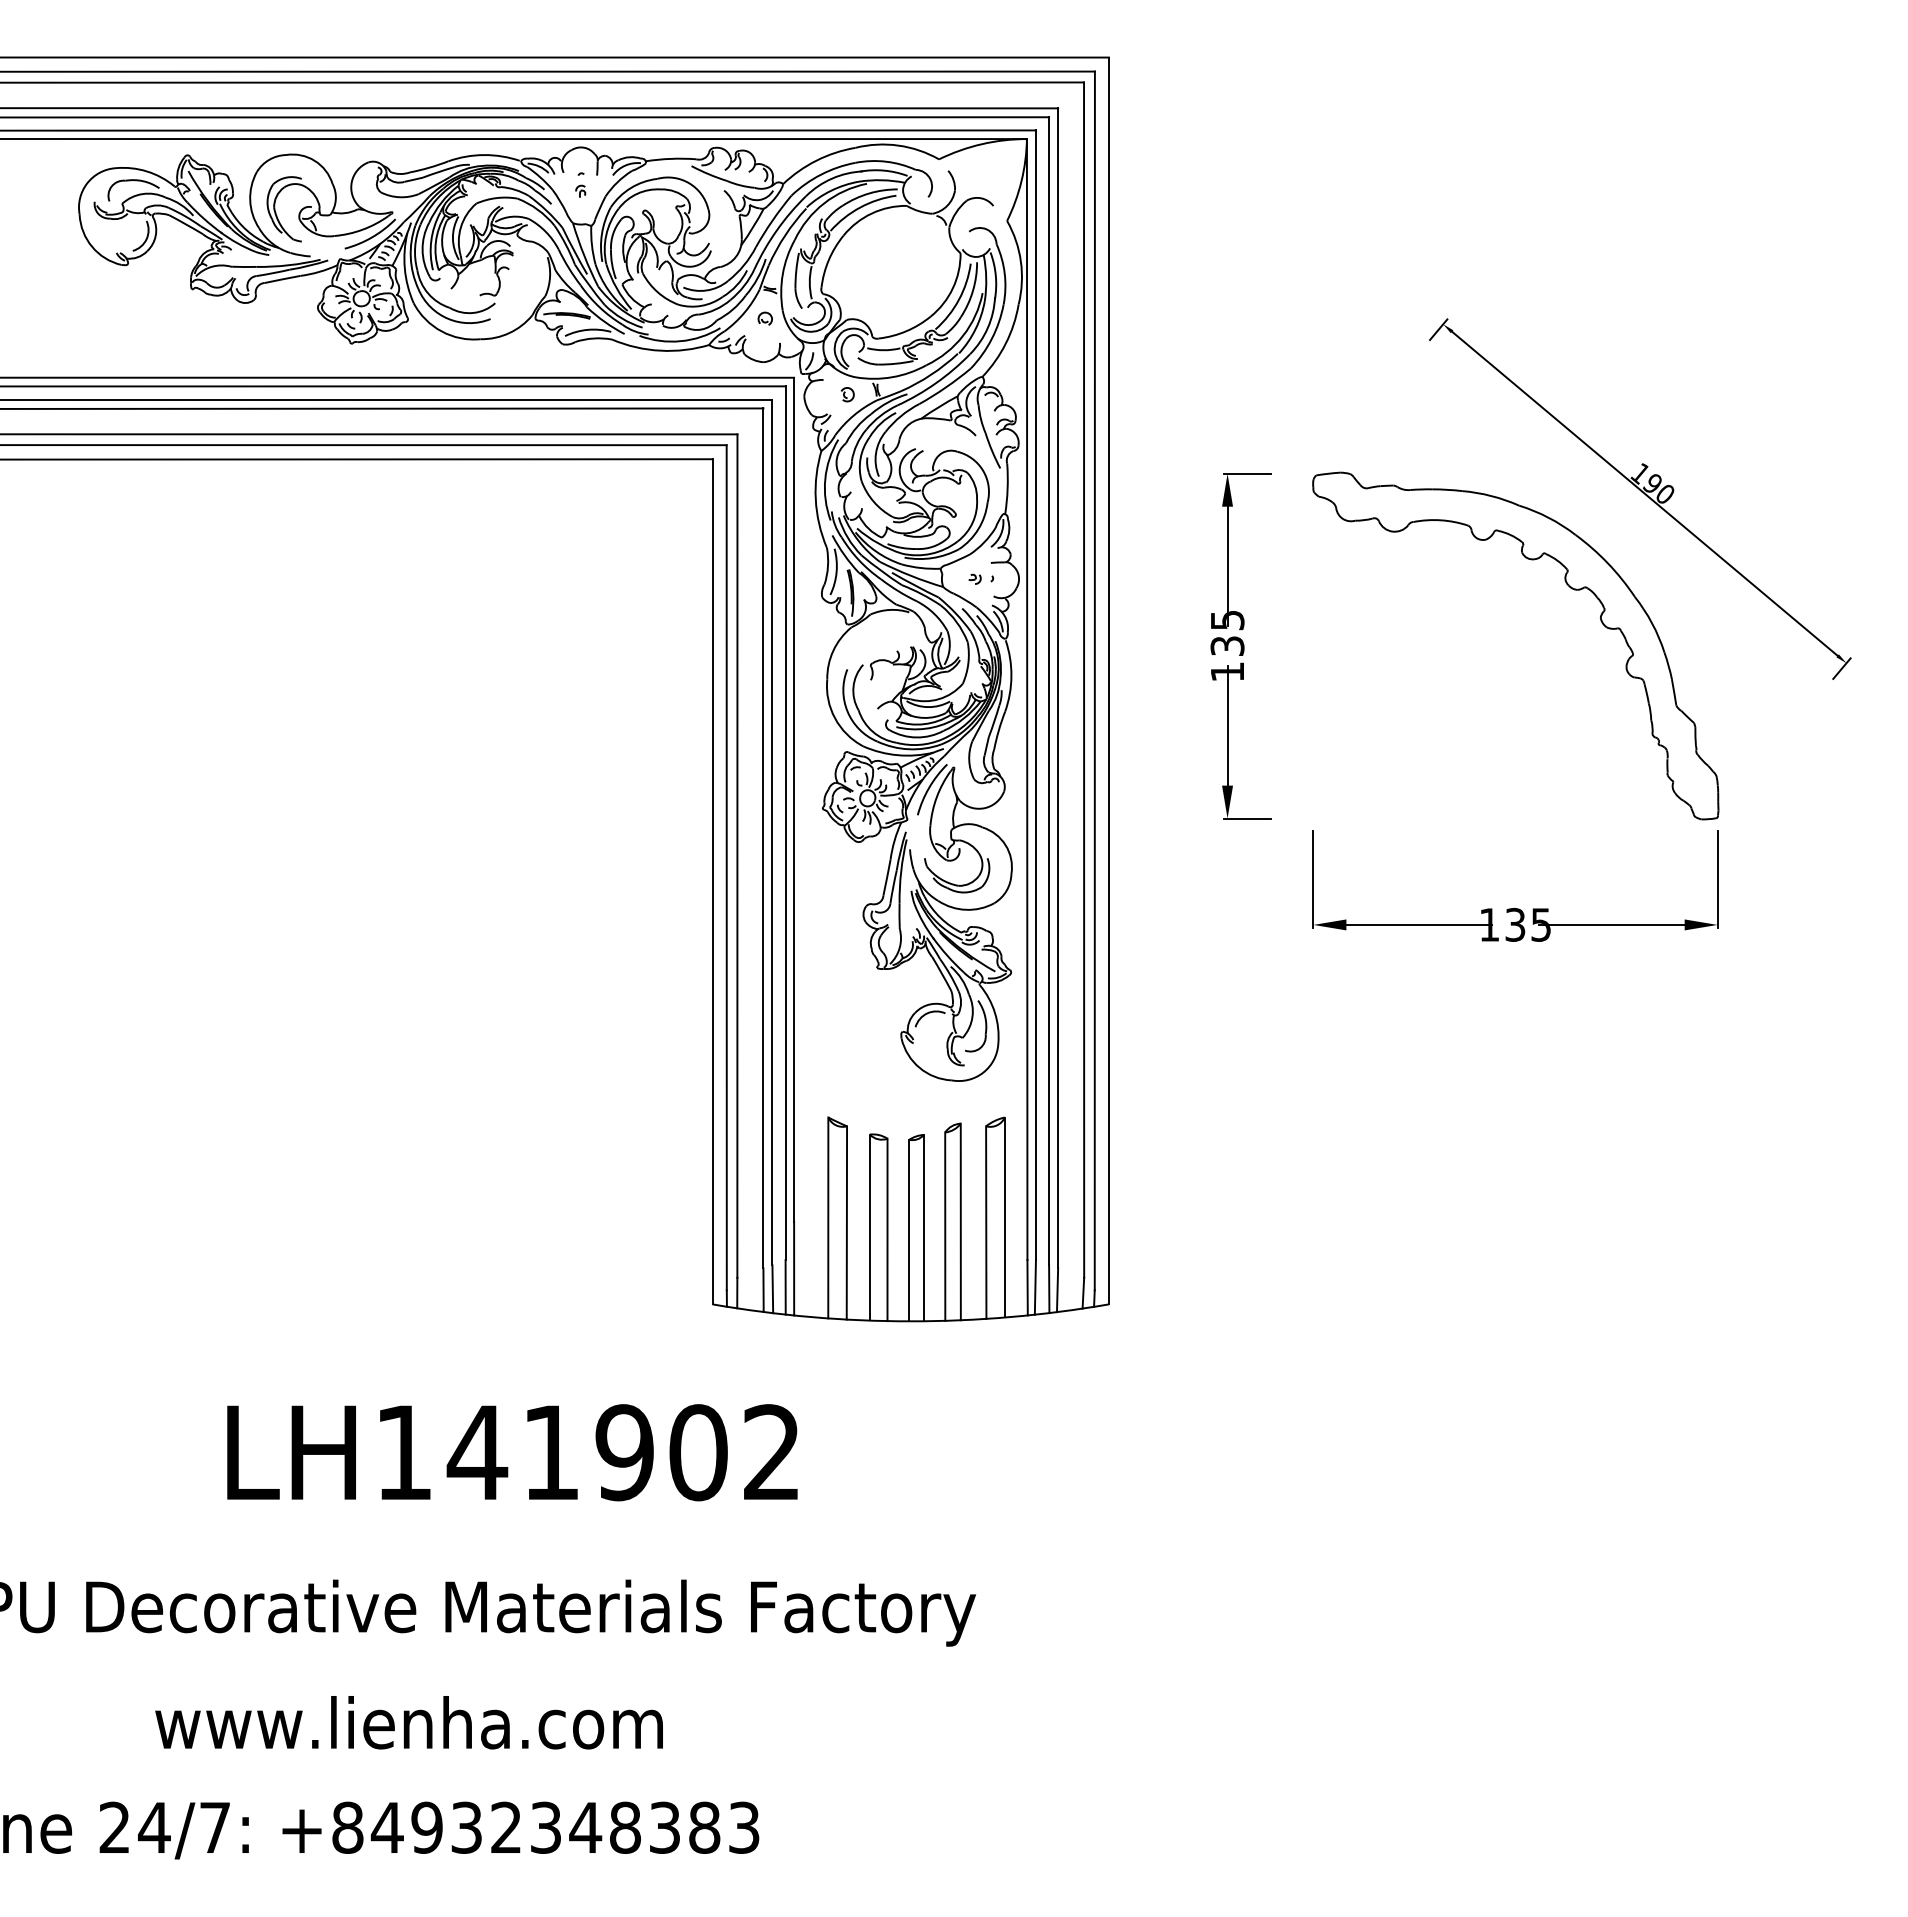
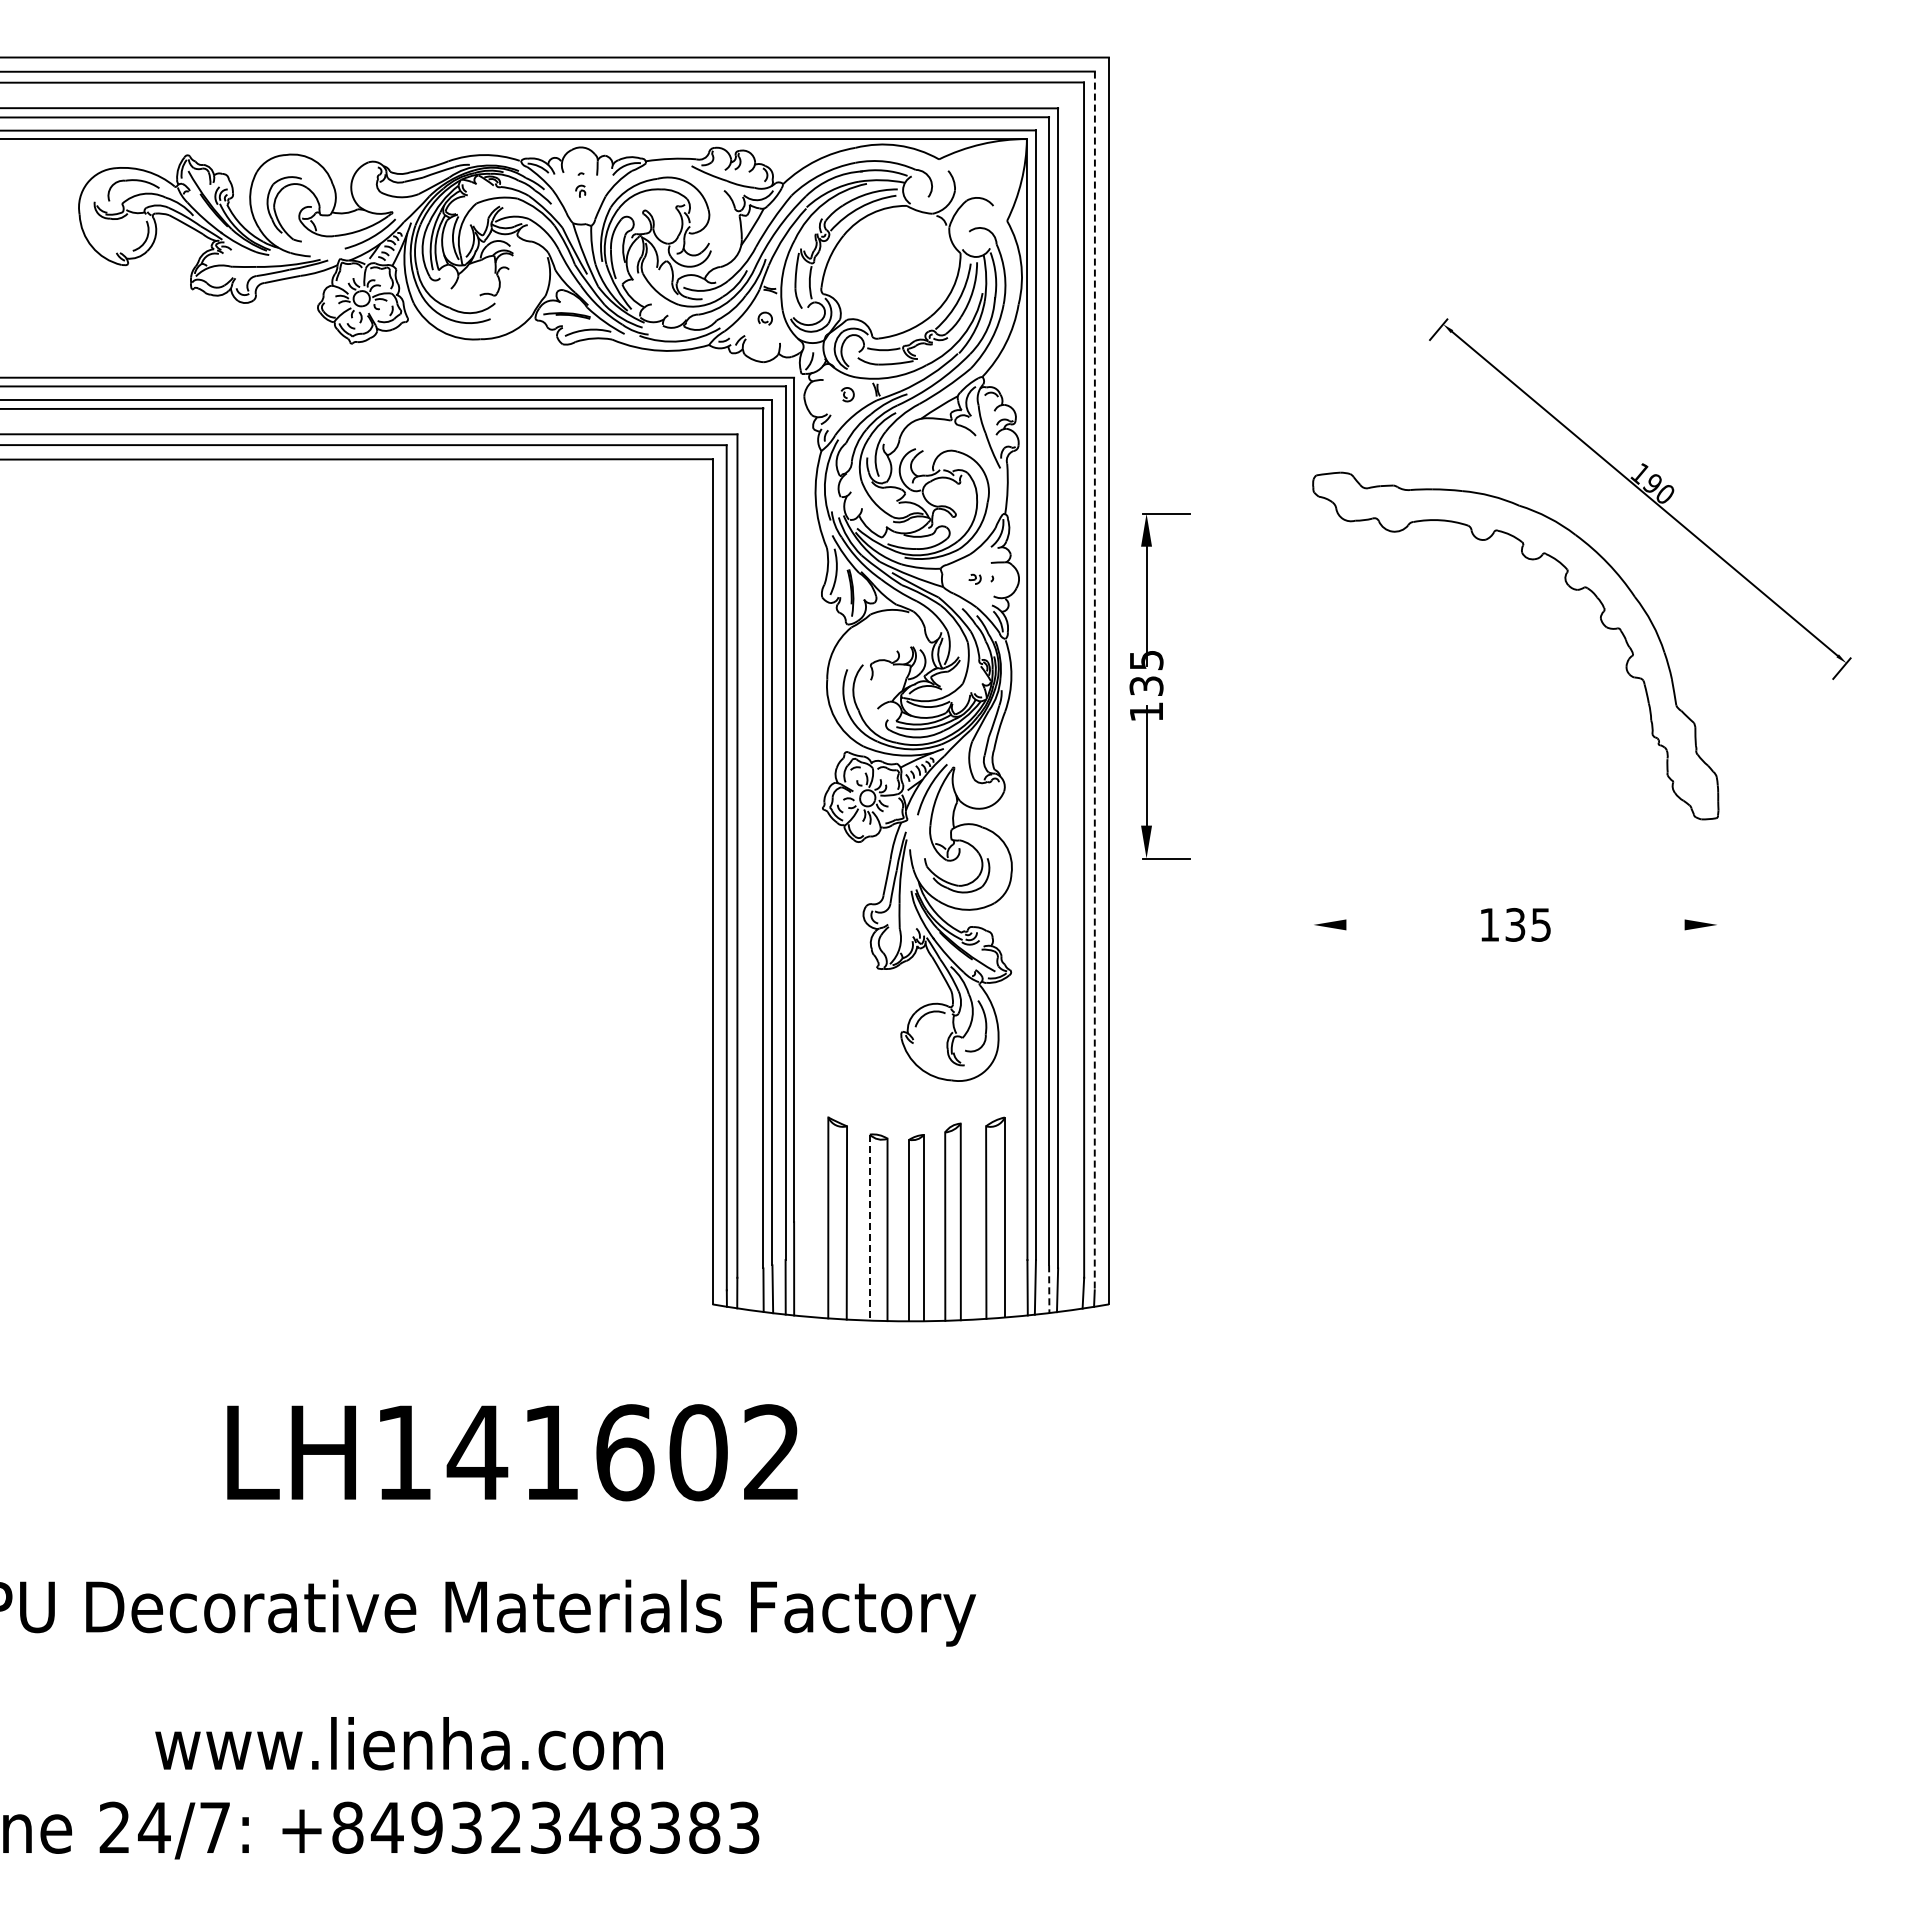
part position: (1240, 646) -> (1159, 686) (1159, 686)
line: solid -> dashed (1094, 681)
line: present -> none (1313, 879)
line: present -> none (1717, 879)
line: present -> none (1418, 924)
line: present -> none (1611, 924)
line: solid -> dashed (869, 1227)
line: solid -> dashed (1049, 1289)
text: LH141902 -> LH141602 (624, 1452)
text position: (408, 1722) -> (408, 1743) (408, 1743)
